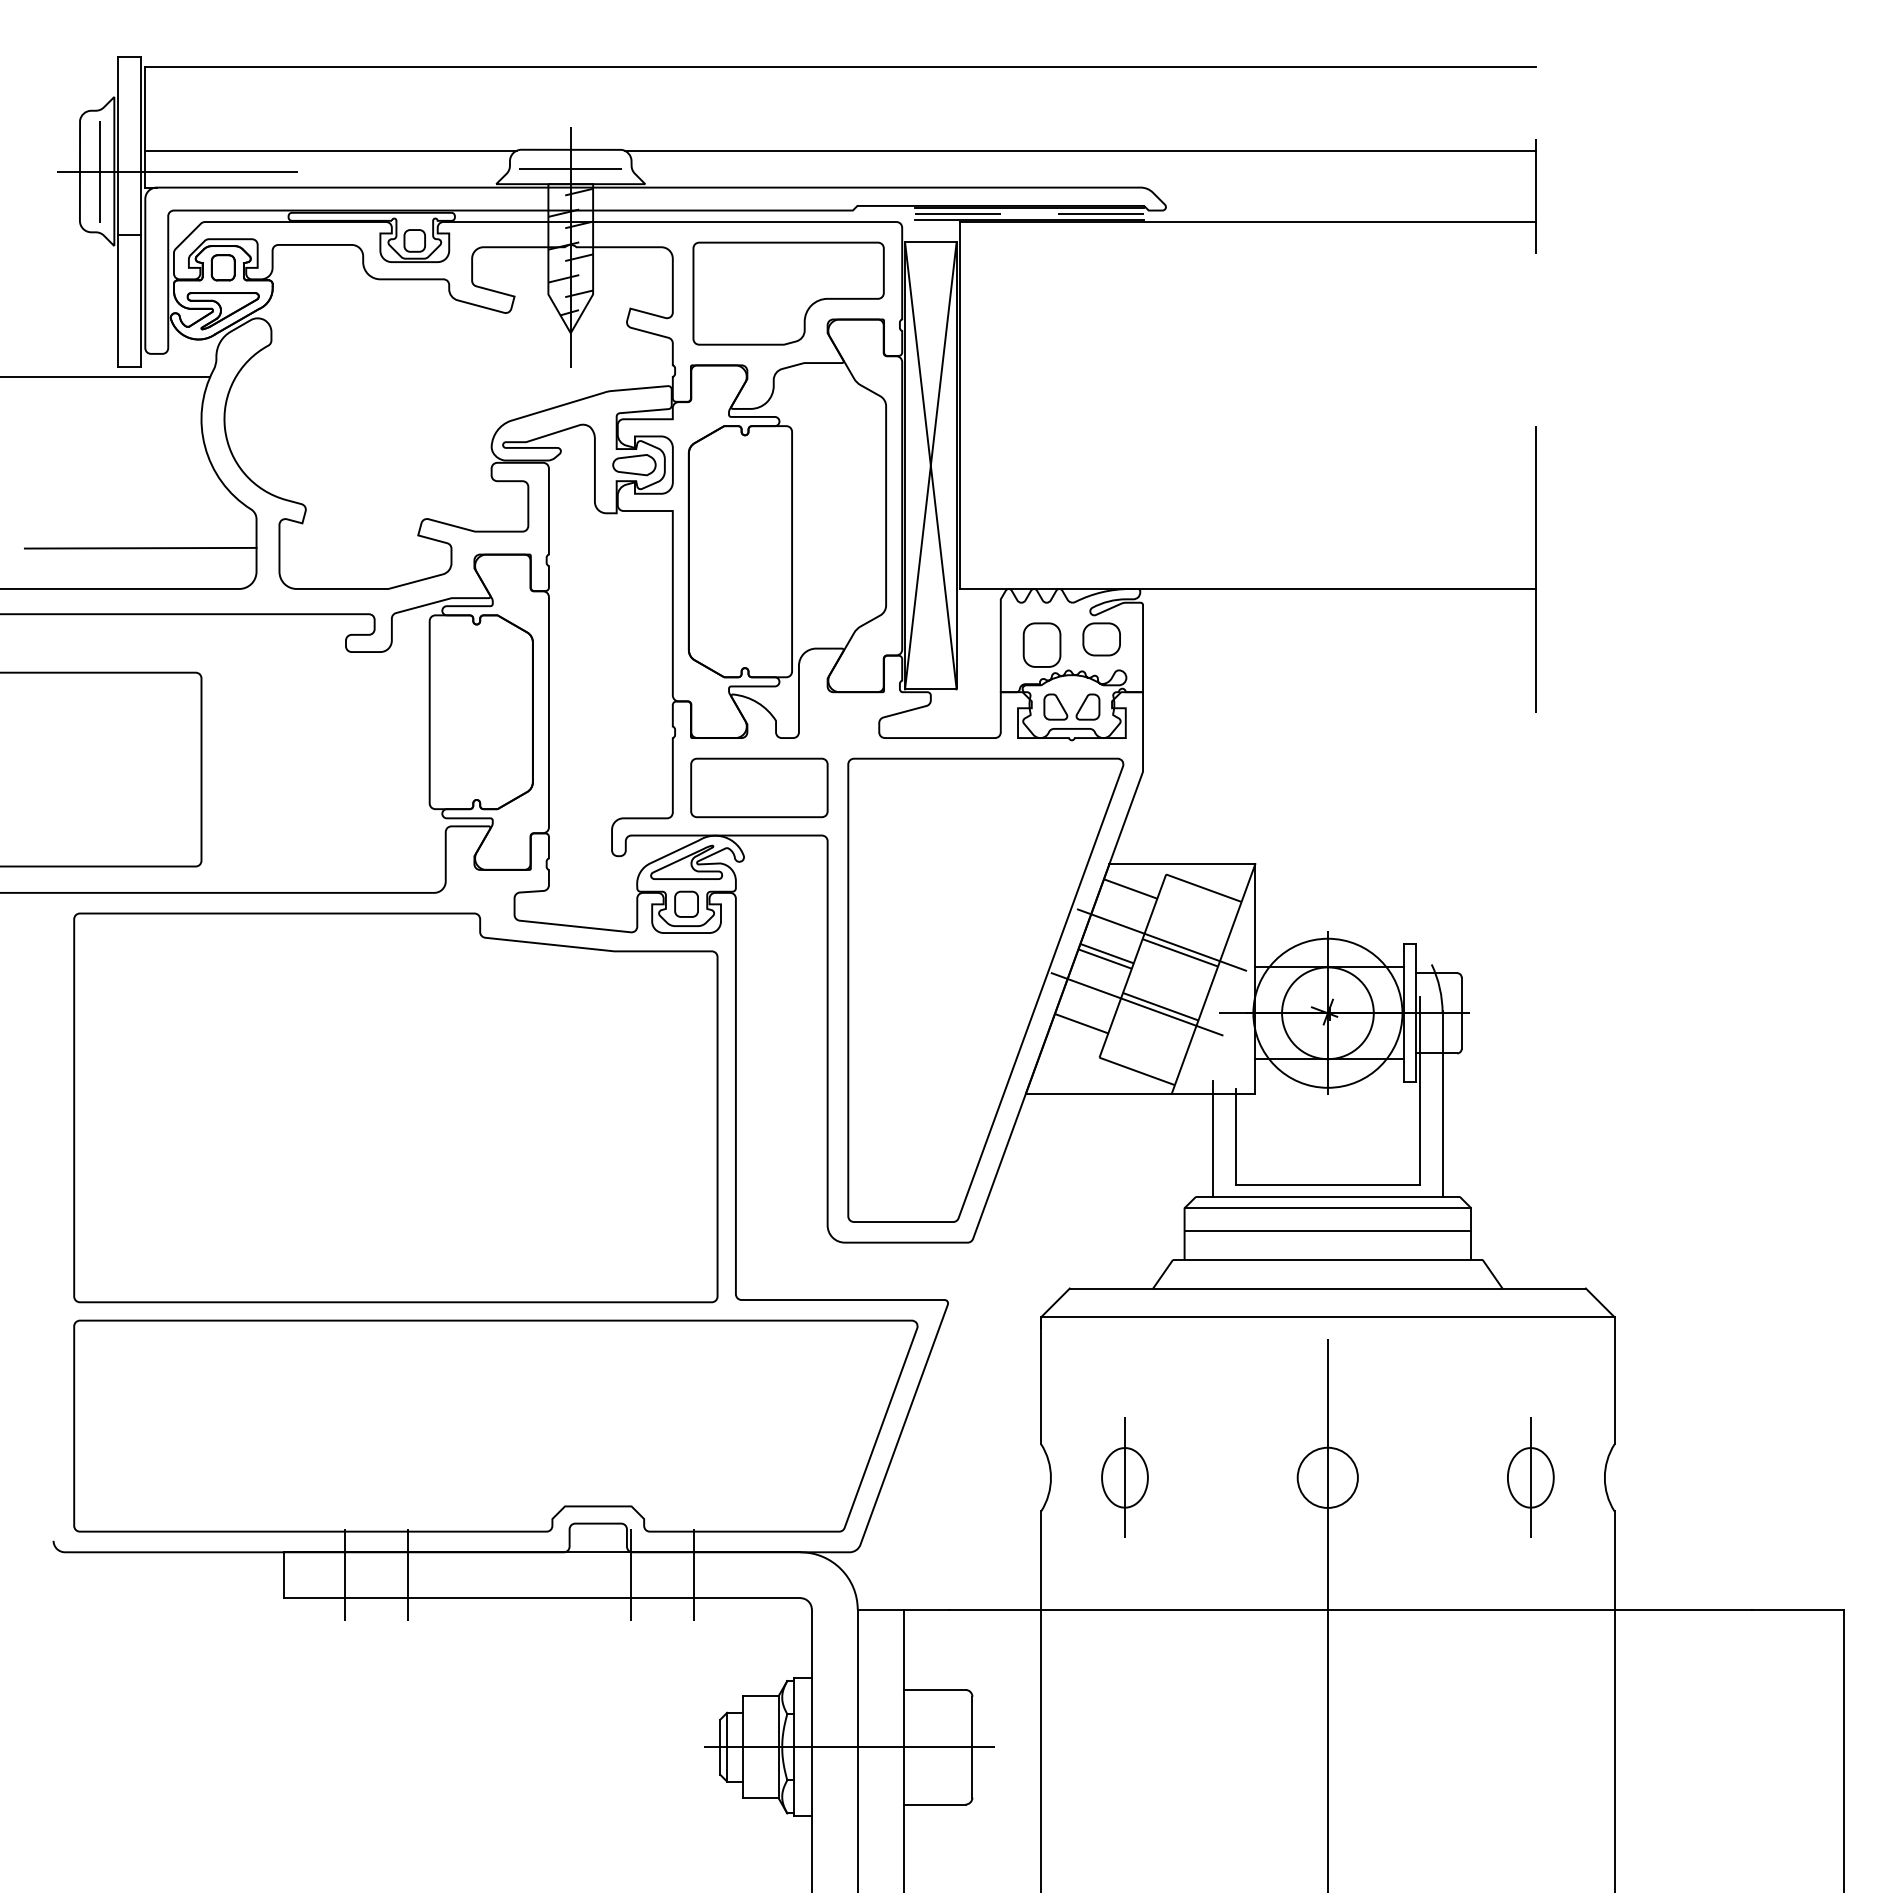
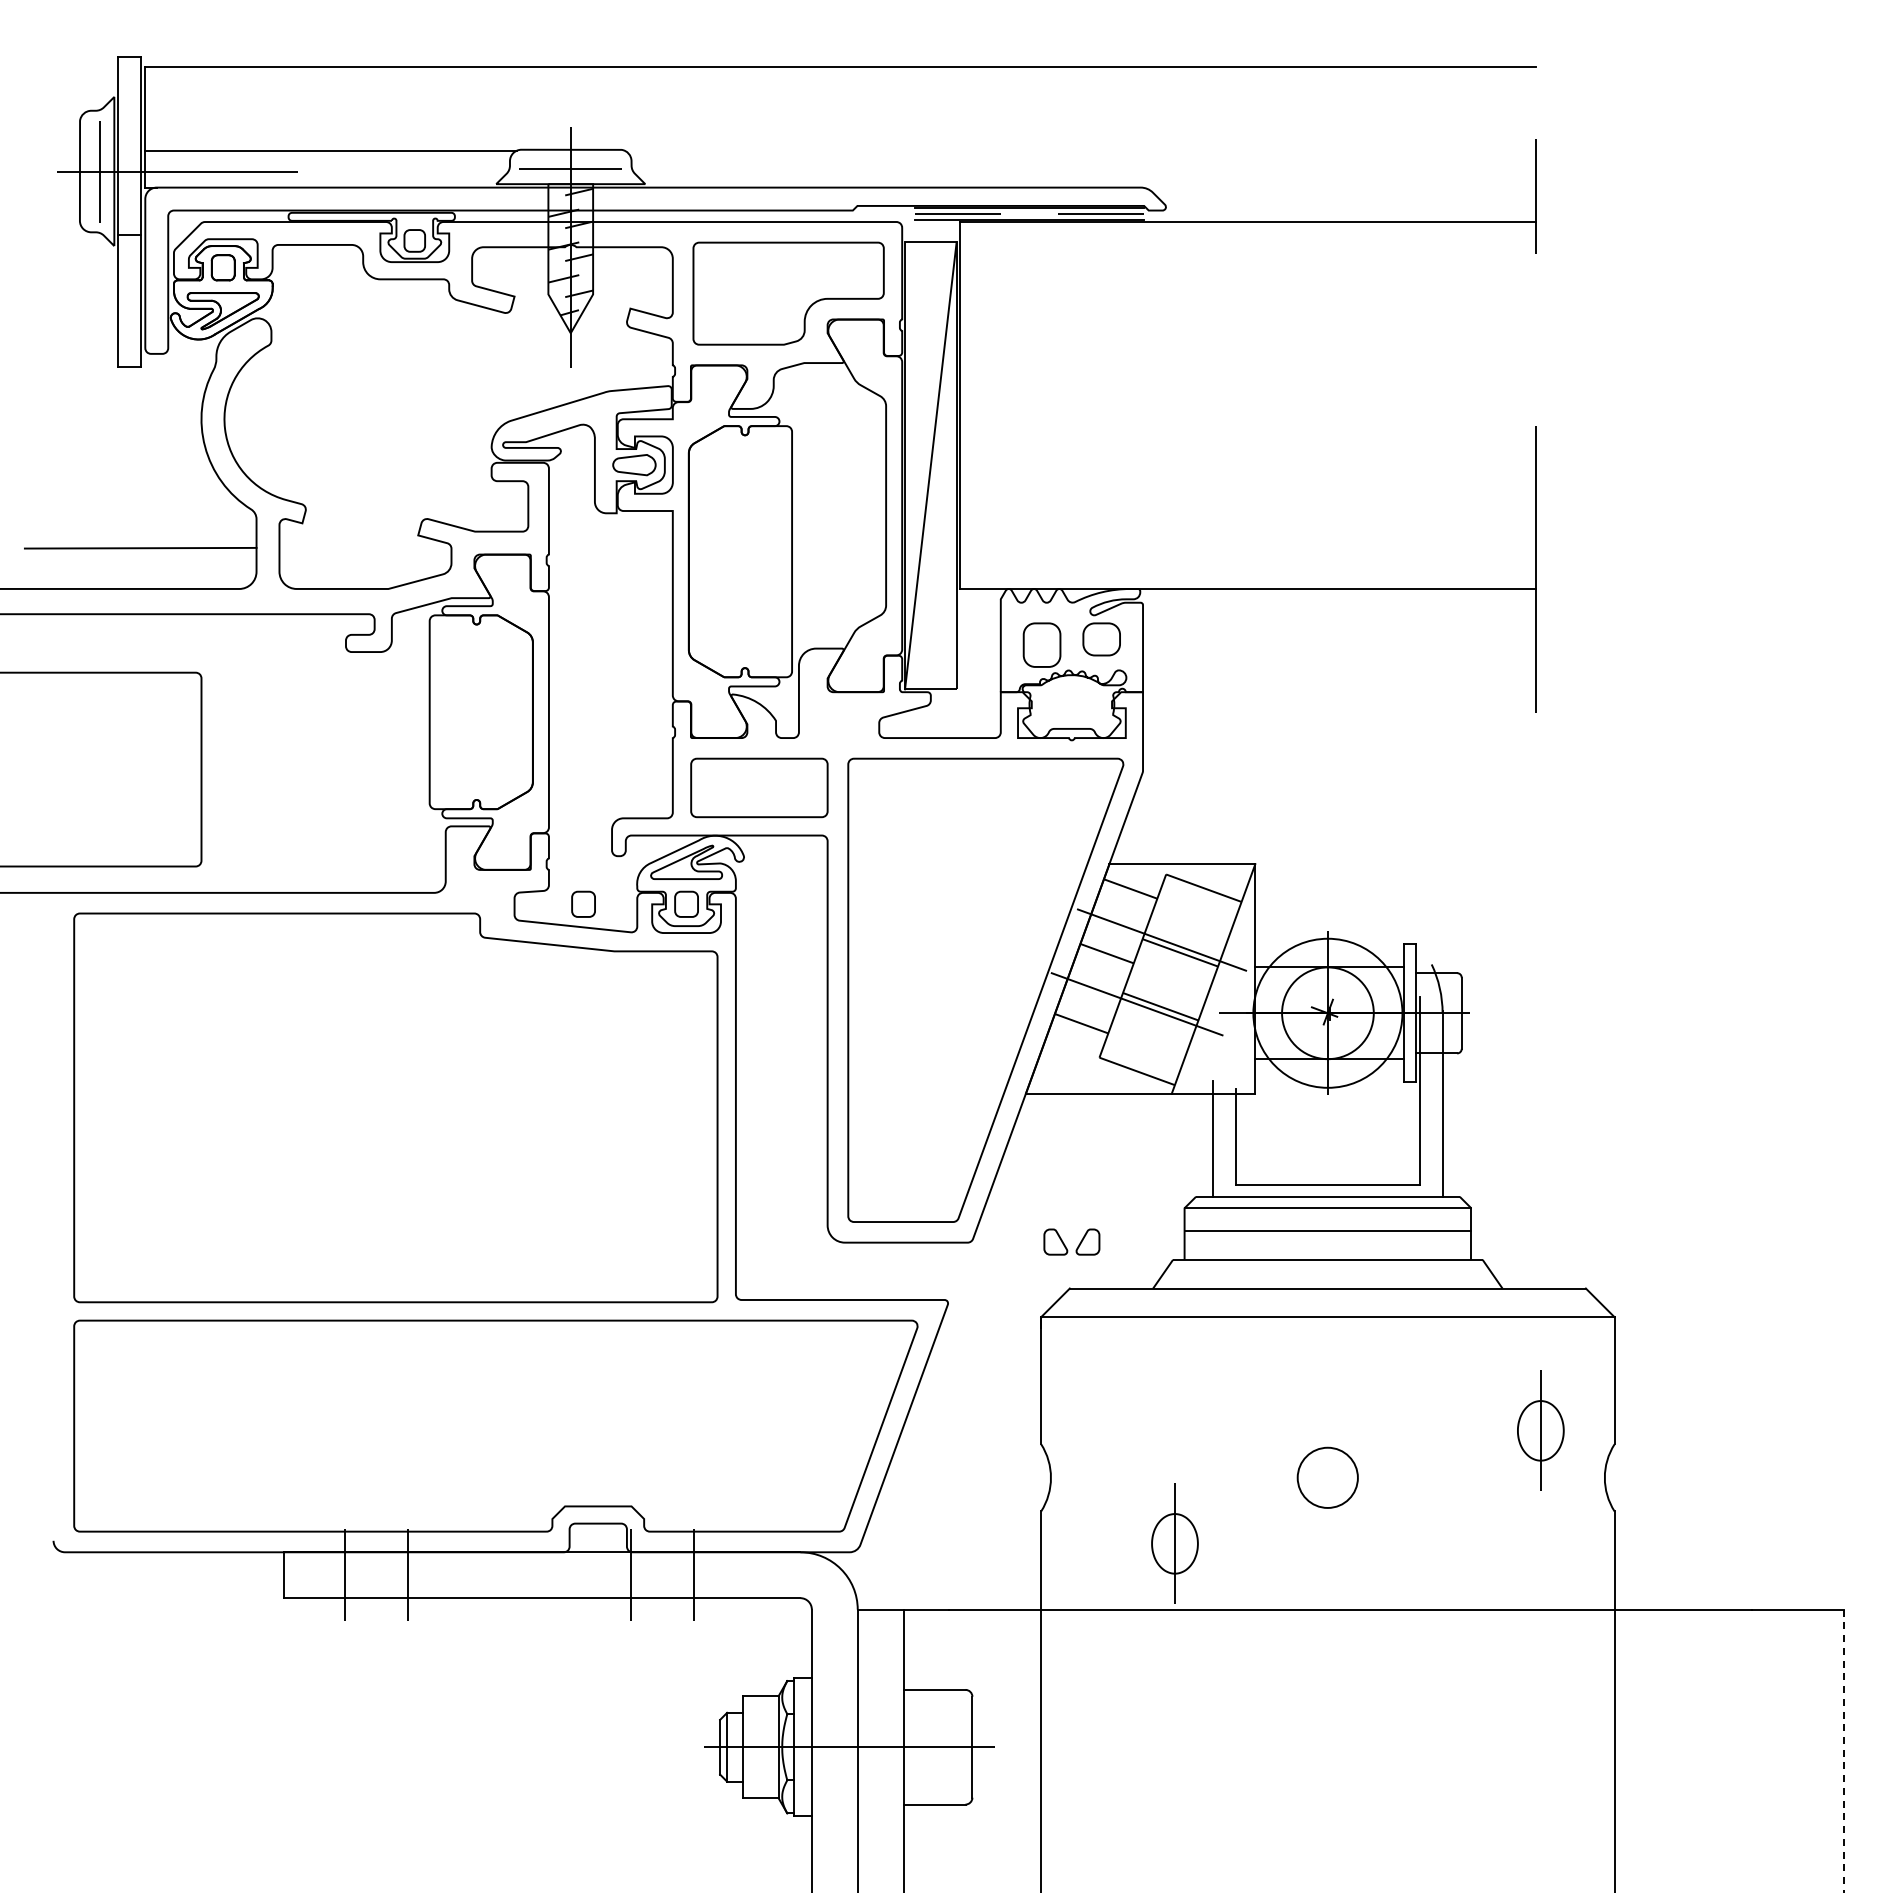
line: present -> none (1079, 150)
line: present -> none (106, 376)
line: present -> none (930, 465)
part position: (1066, 711) -> (1066, 1246) (1066, 1246)
part: none -> present (583, 903)
line: present -> none (1104, 958)
part position: (1124, 1477) -> (1174, 1543) (1174, 1543)
part position: (1530, 1477) -> (1540, 1430) (1540, 1430)
line: present -> none (1327, 1614)
line: solid -> dashed (1843, 1751)
